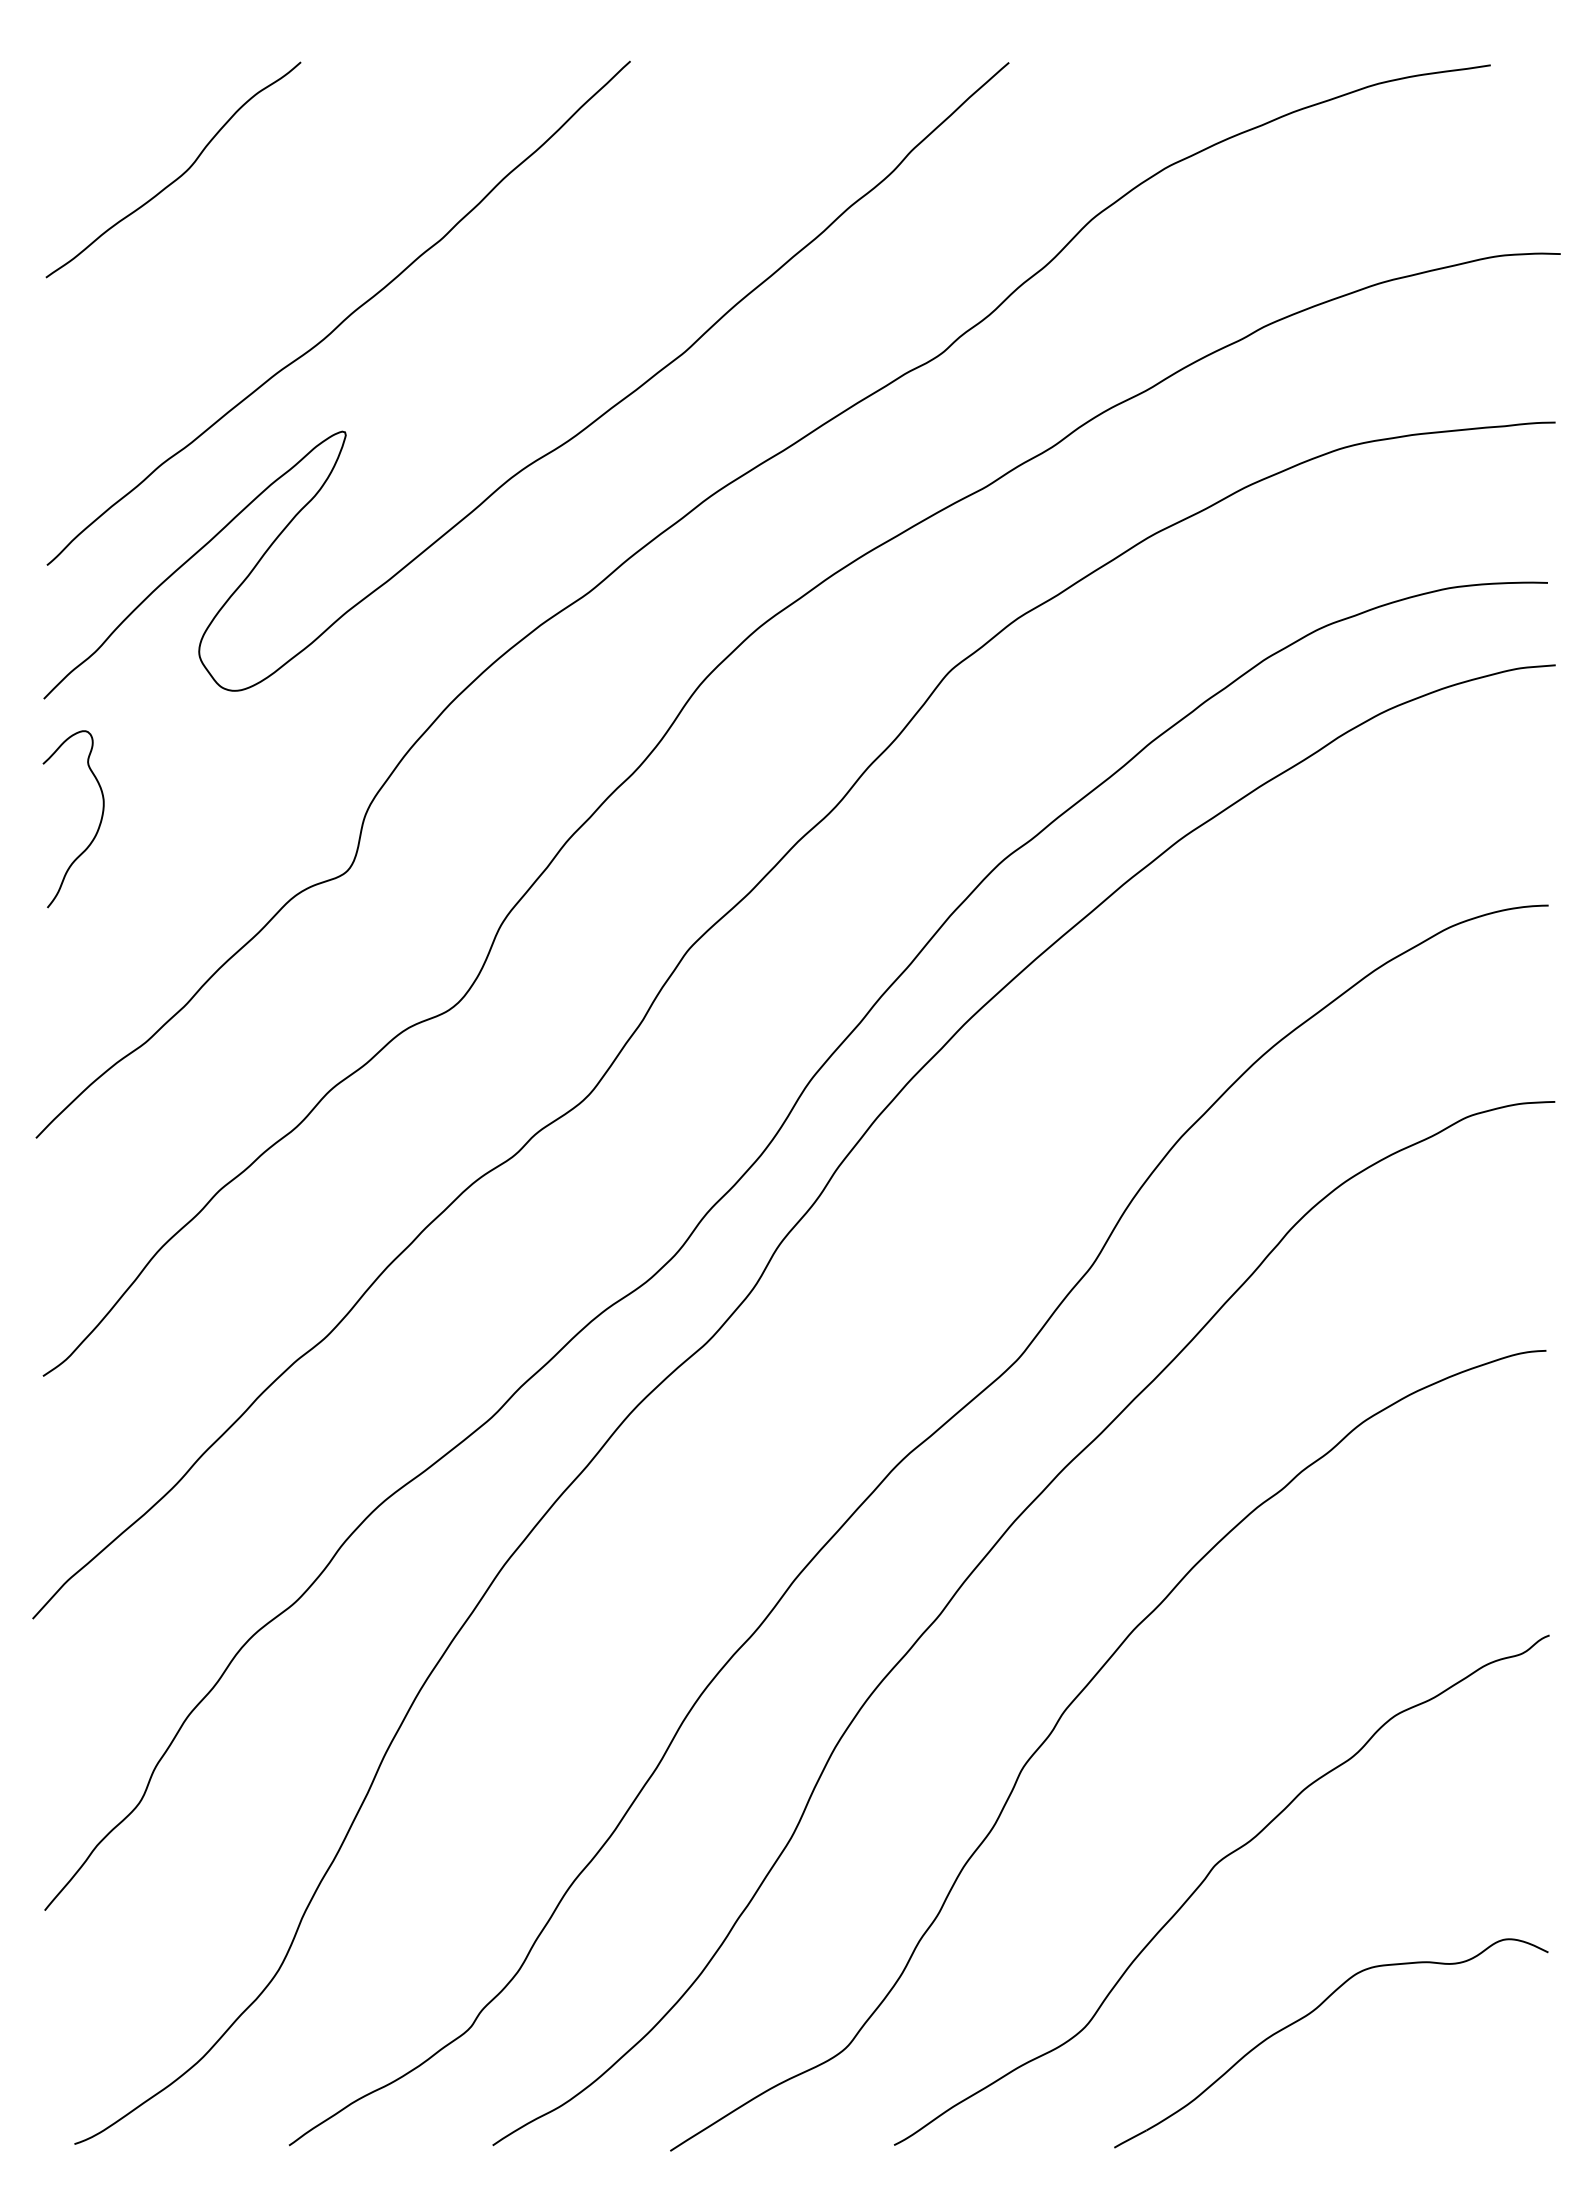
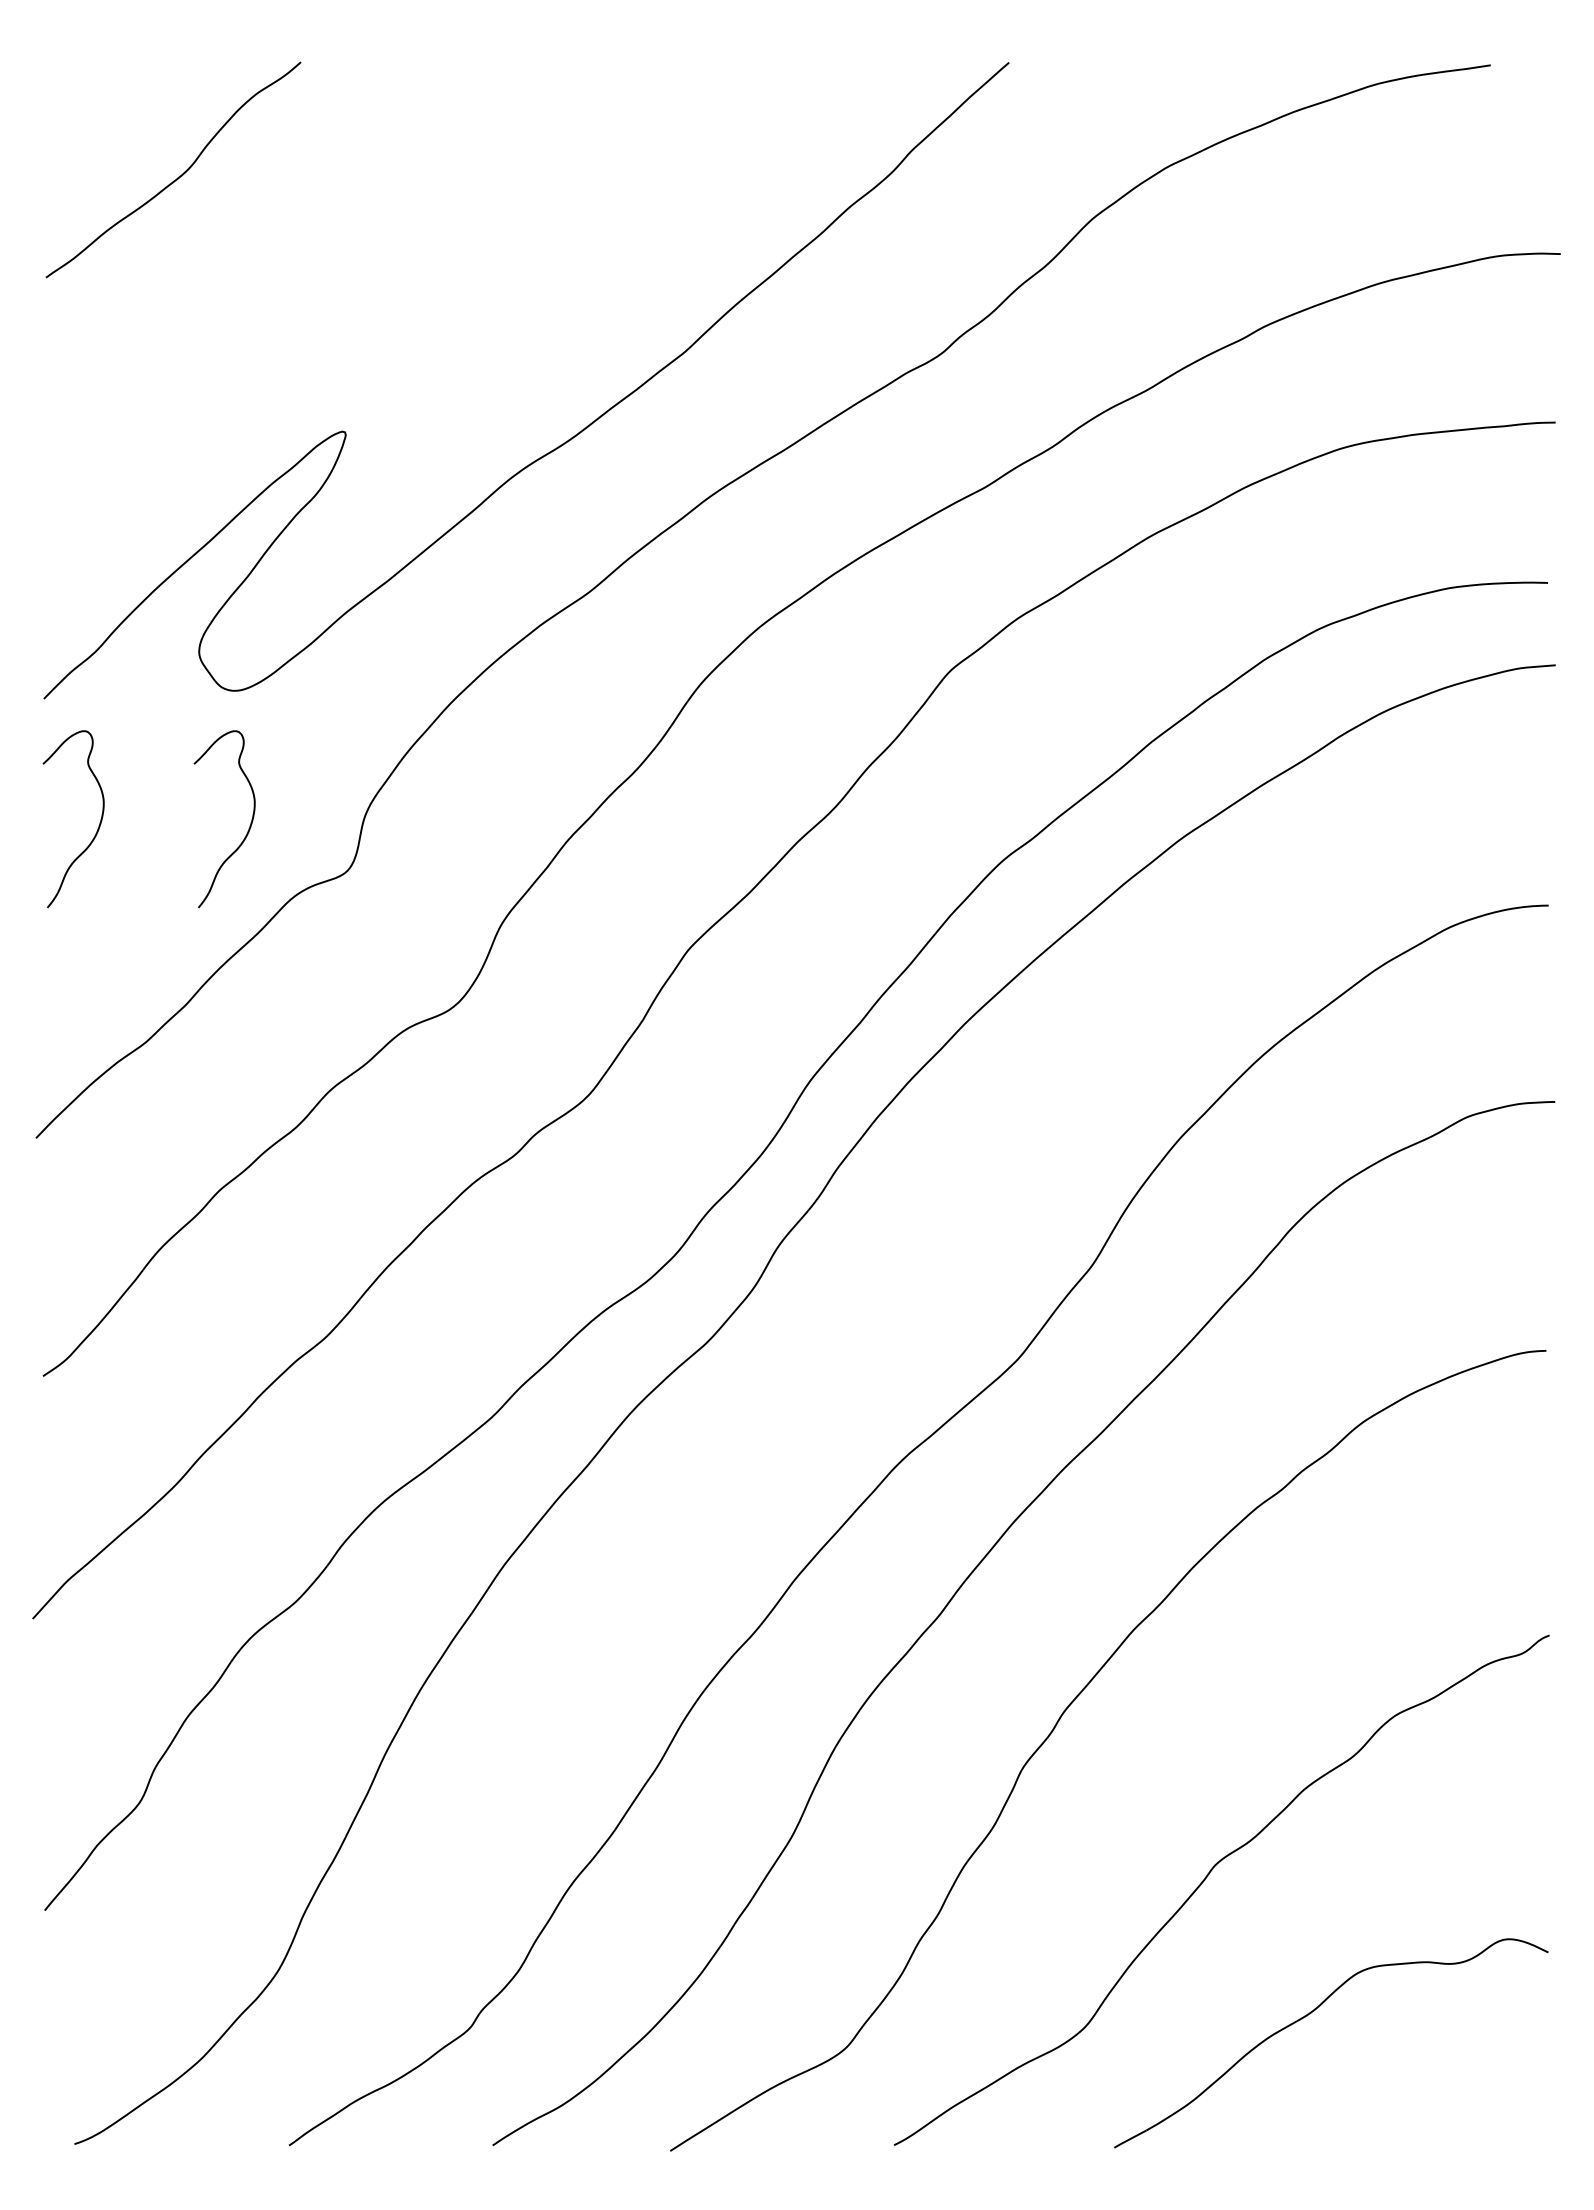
curve: present -> none (344, 318)
curve: none -> present (248, 828)
